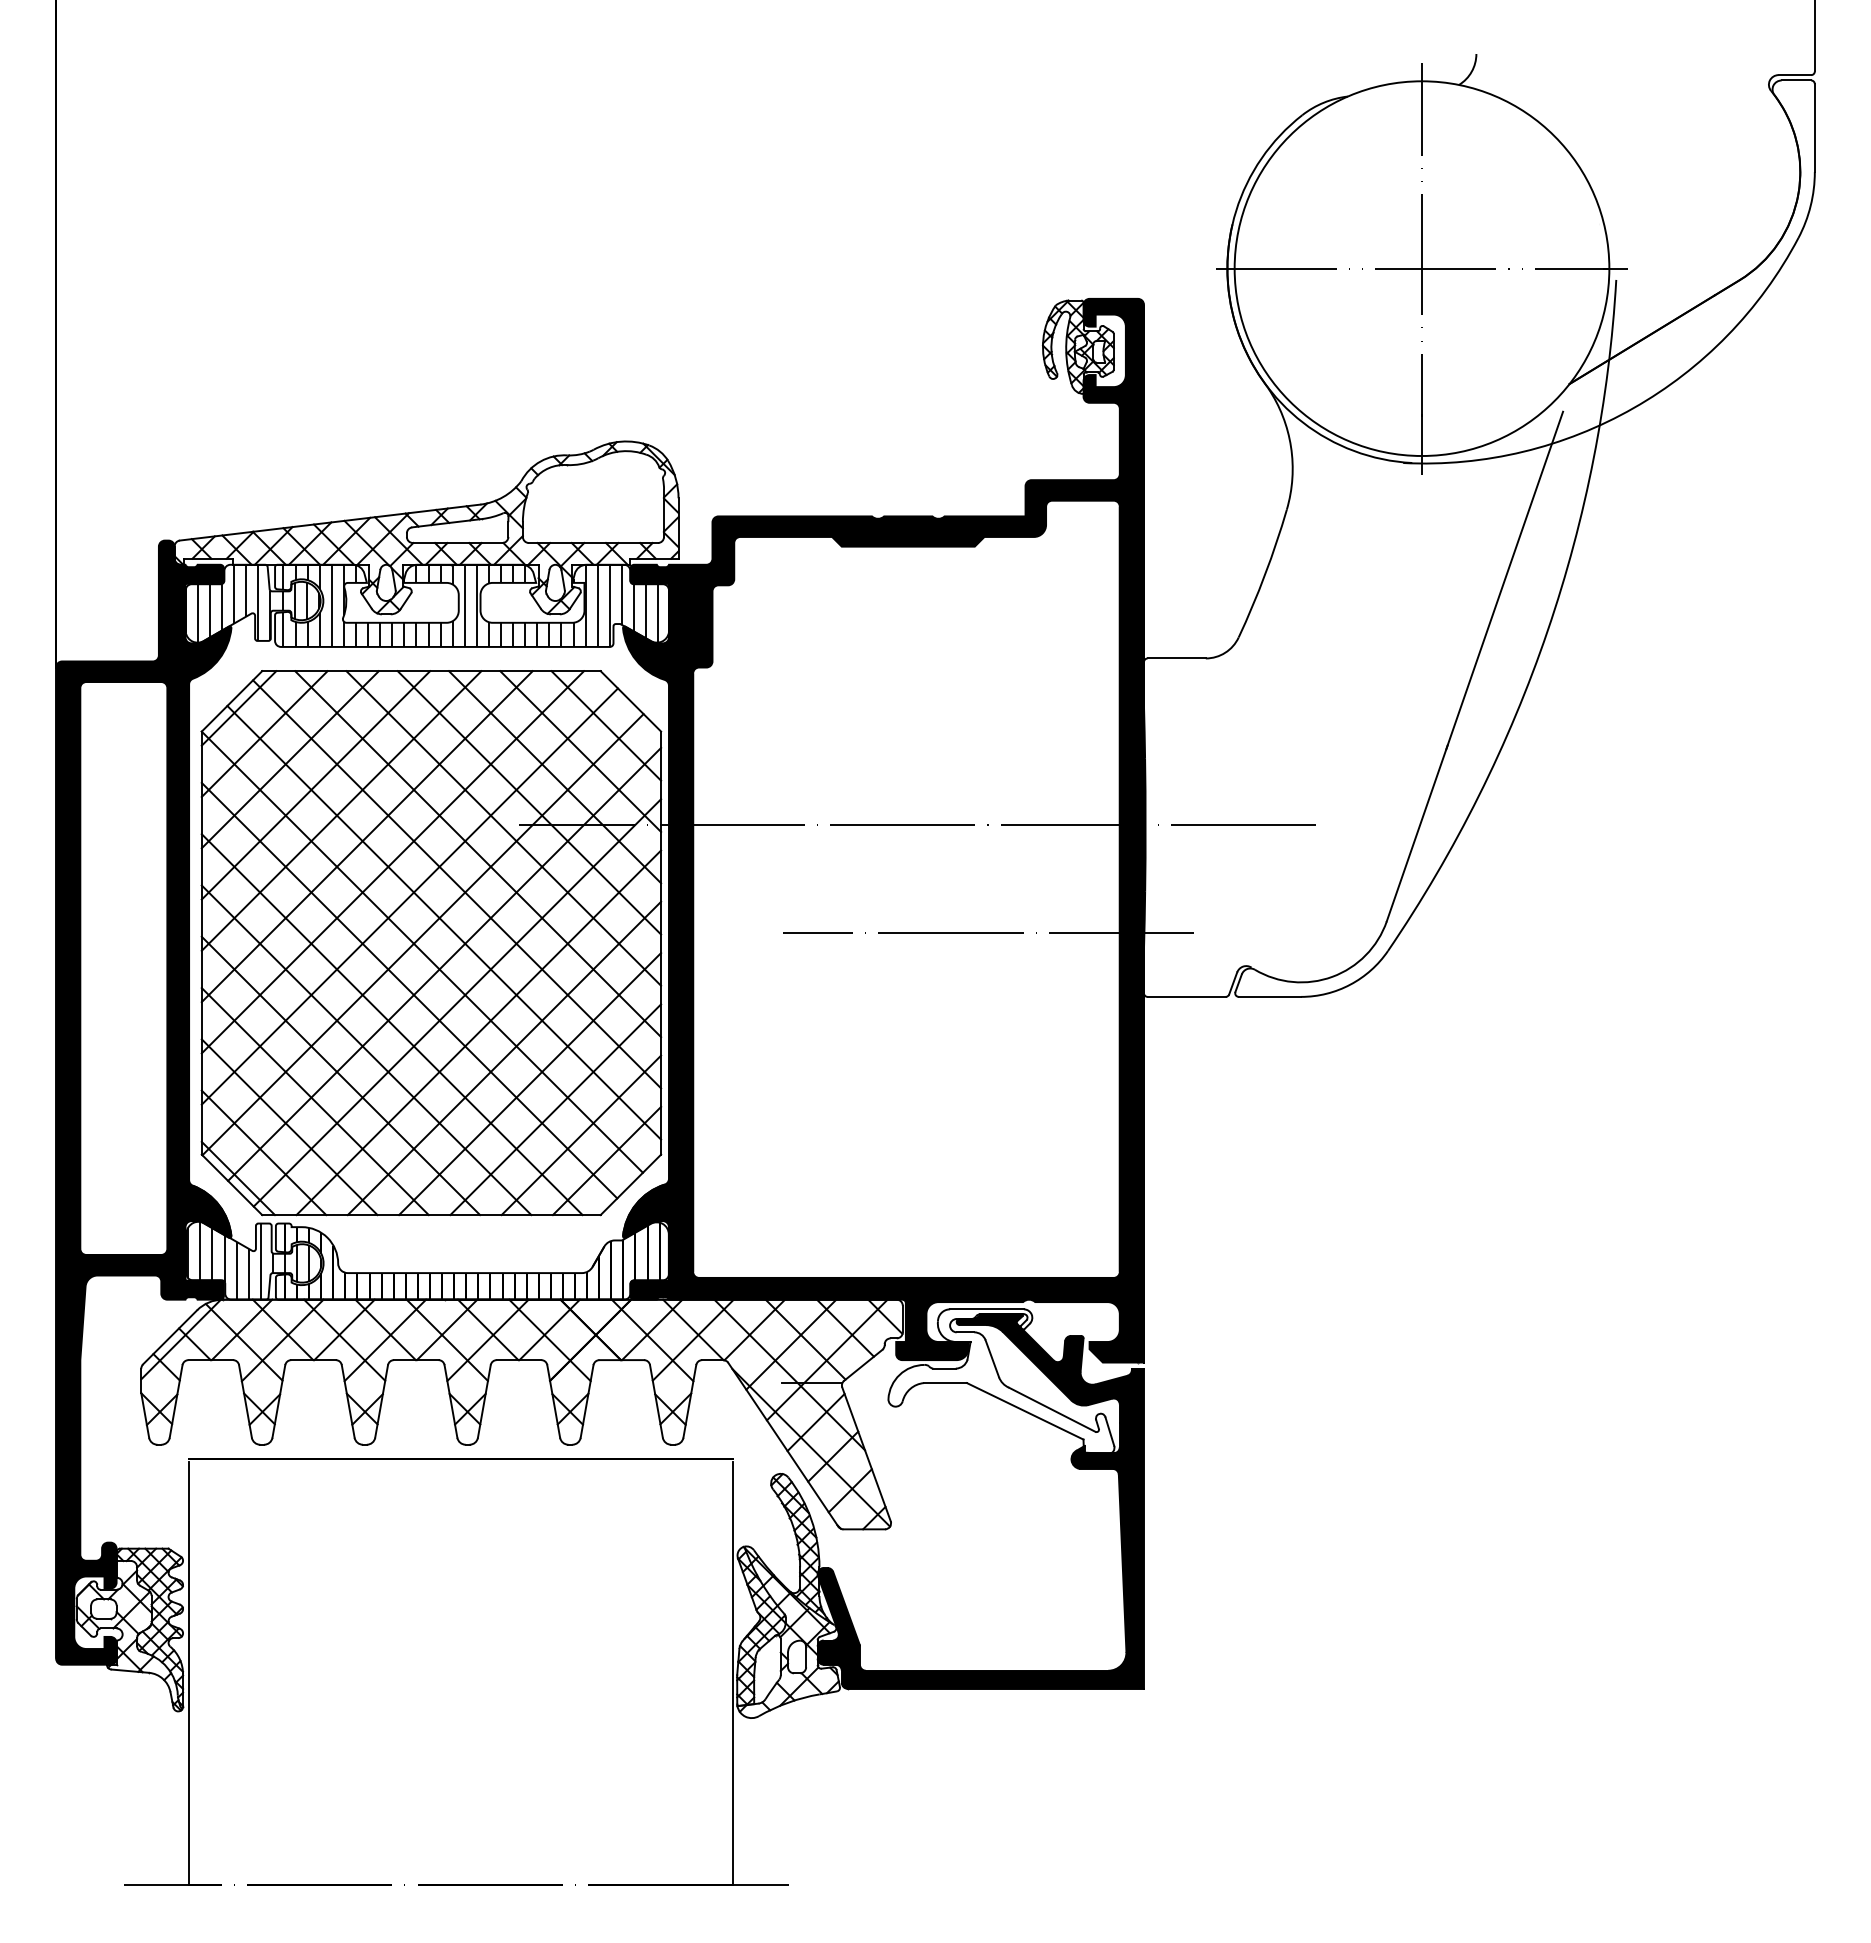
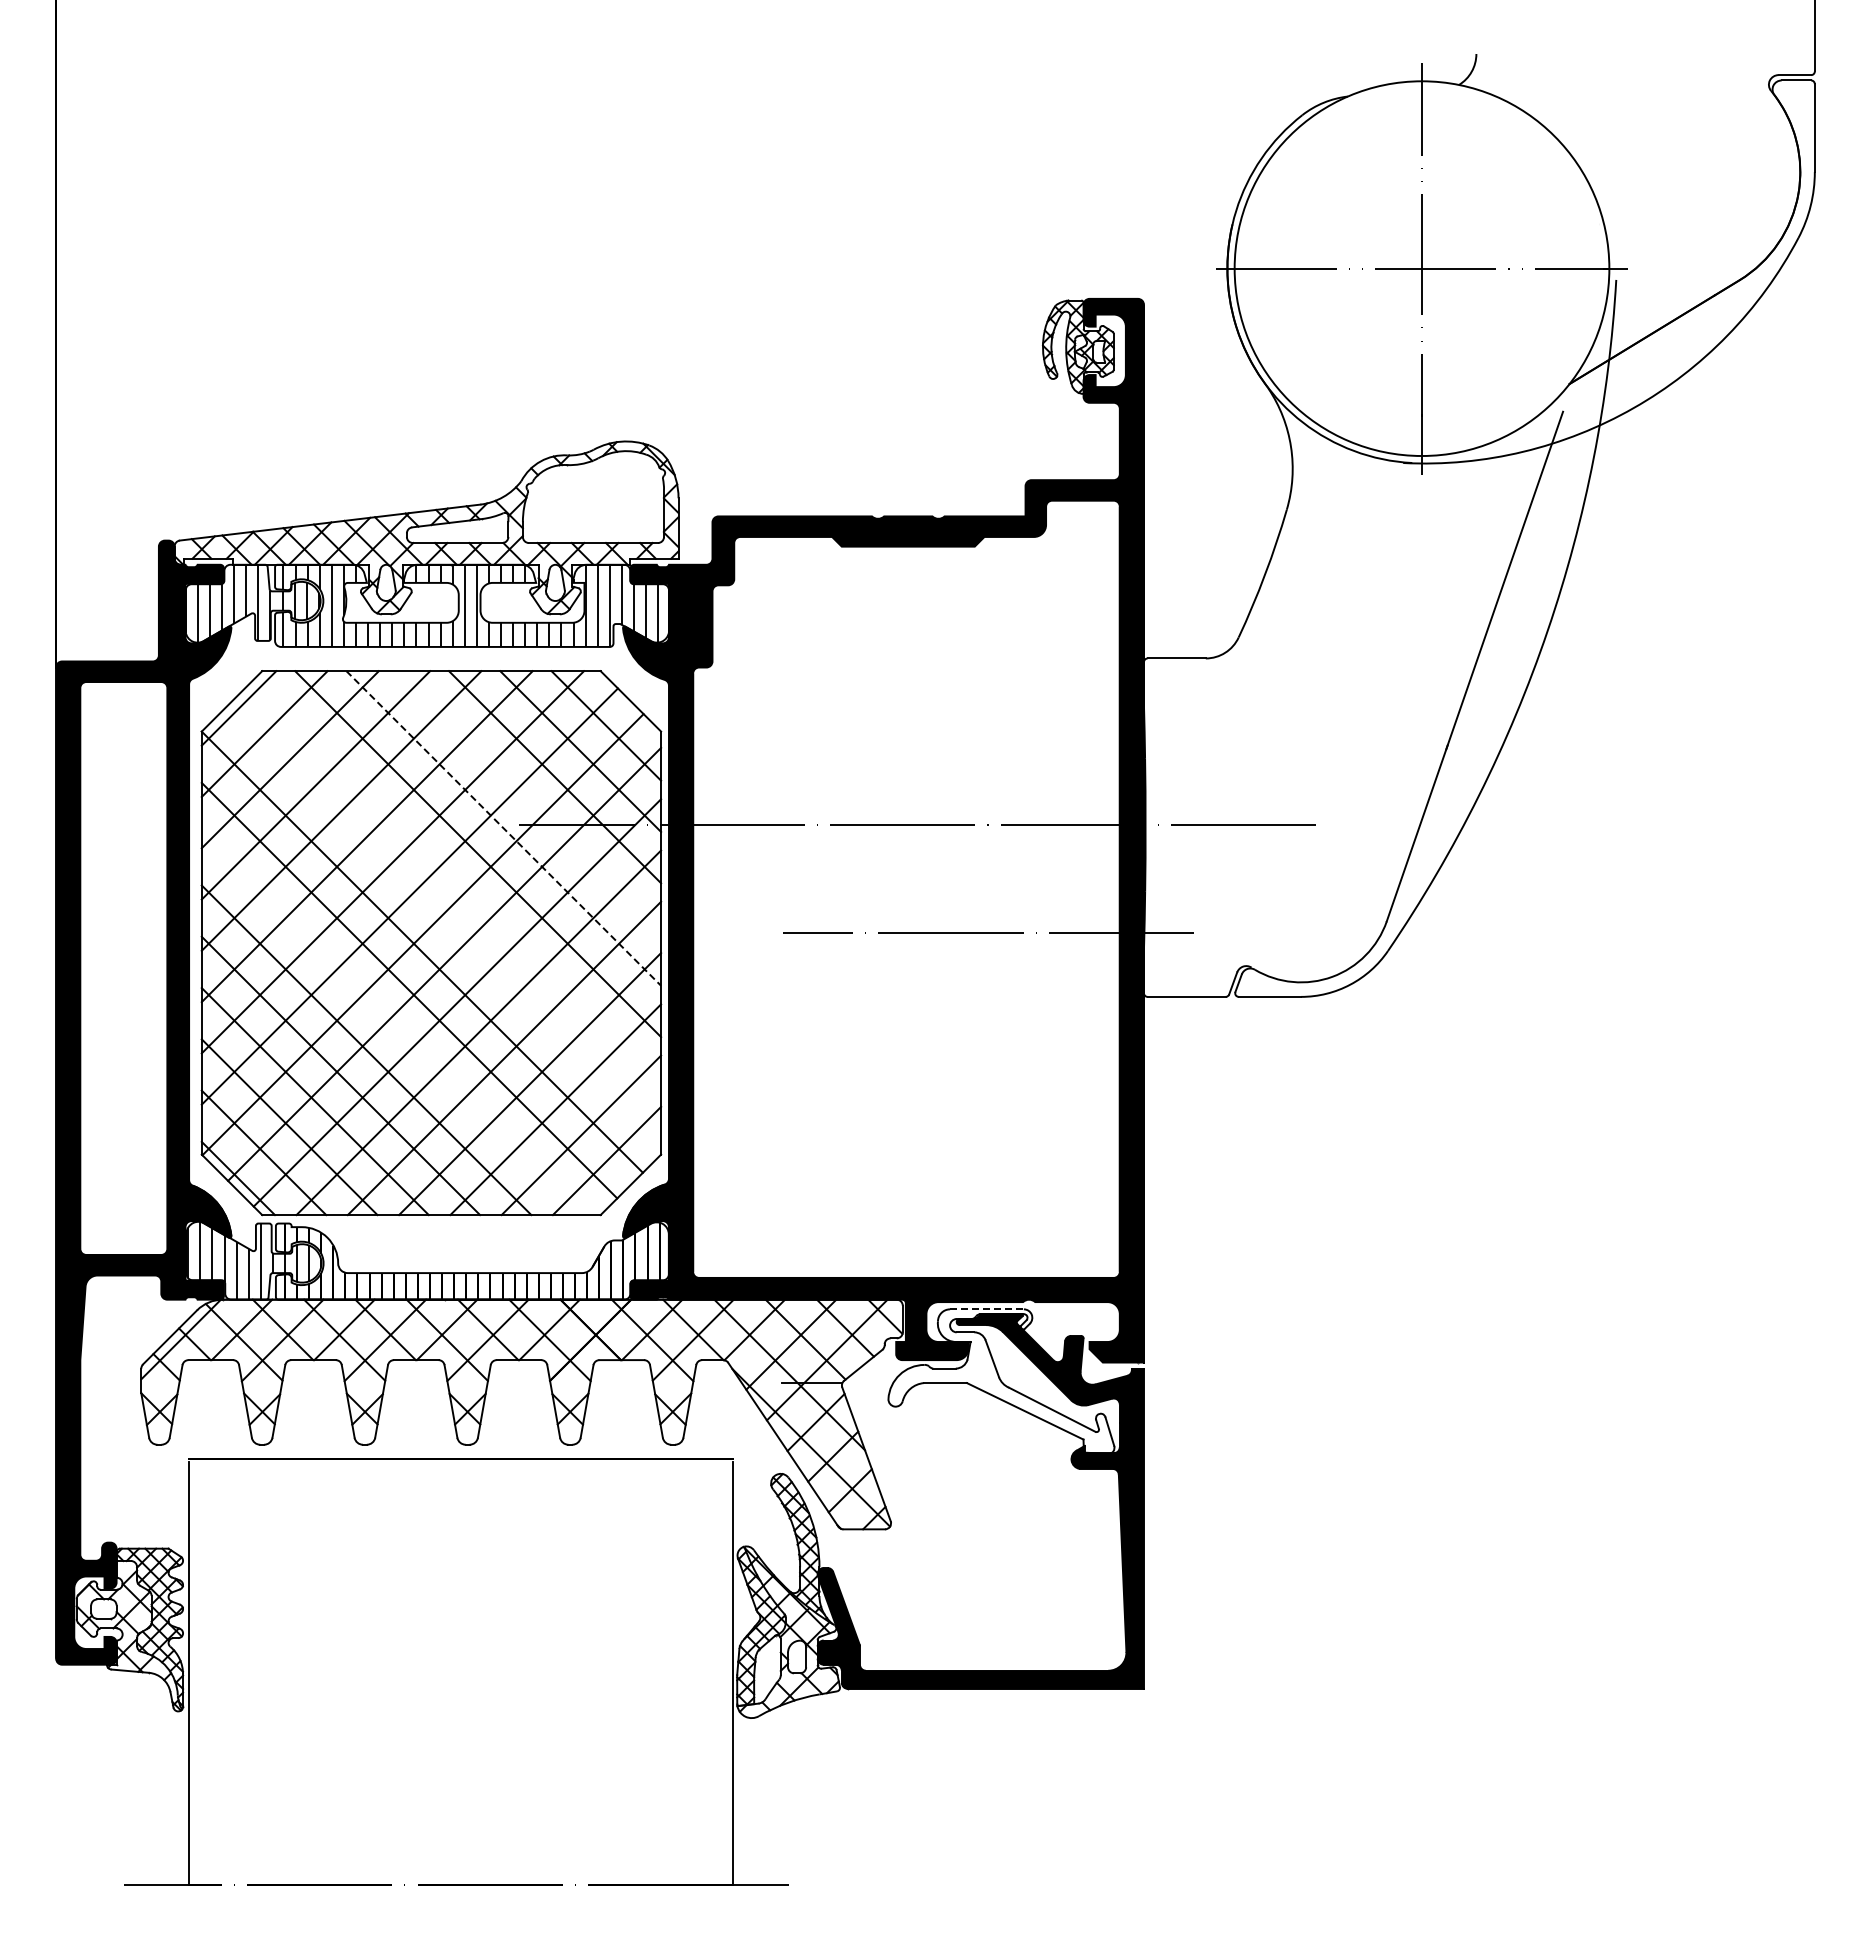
line: present -> none (529, 802)
line: solid -> dashed (503, 828)
line: present -> none (457, 884)
line: present -> none (444, 922)
line: present -> none (391, 1024)
line: solid -> dashed (986, 1309)
